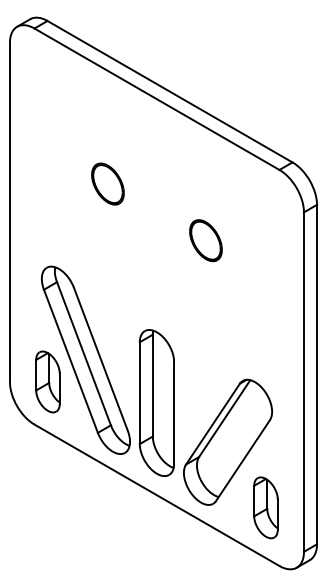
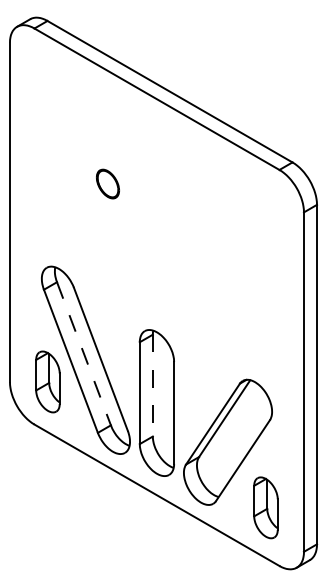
part size: 34x44 px -> 24x32 px (107, 183)
part: present -> none (205, 240)
line: solid -> dashed (84, 354)
line: solid -> dashed (152, 385)
